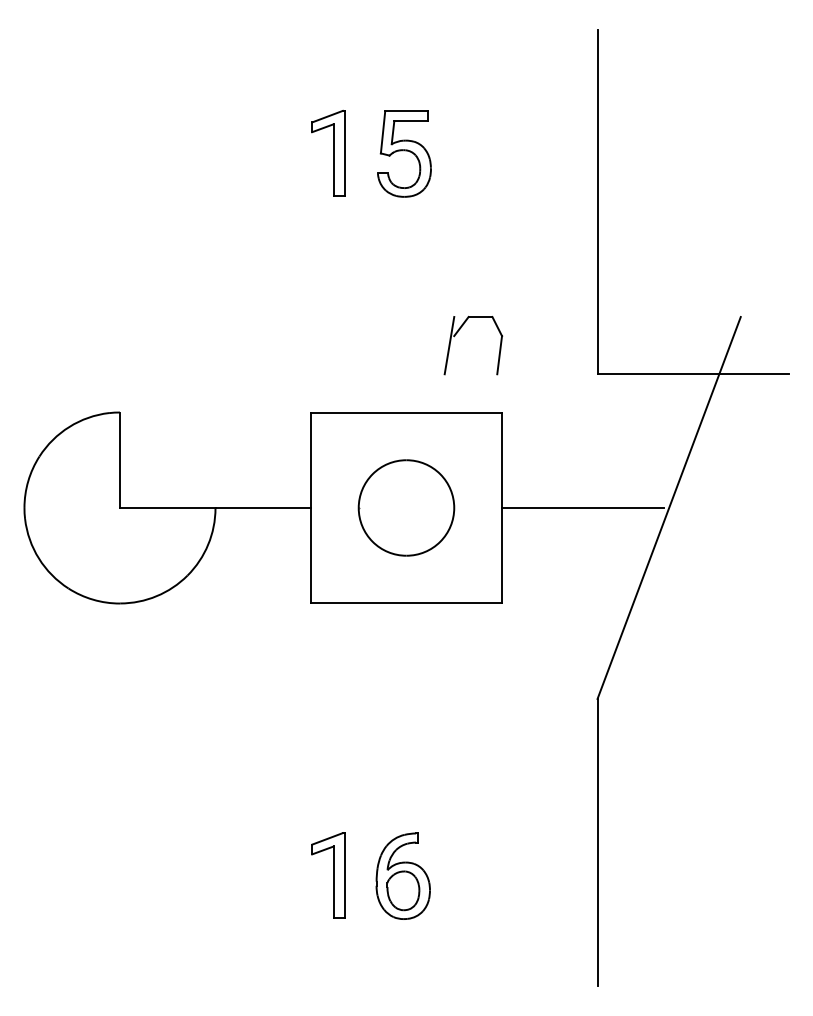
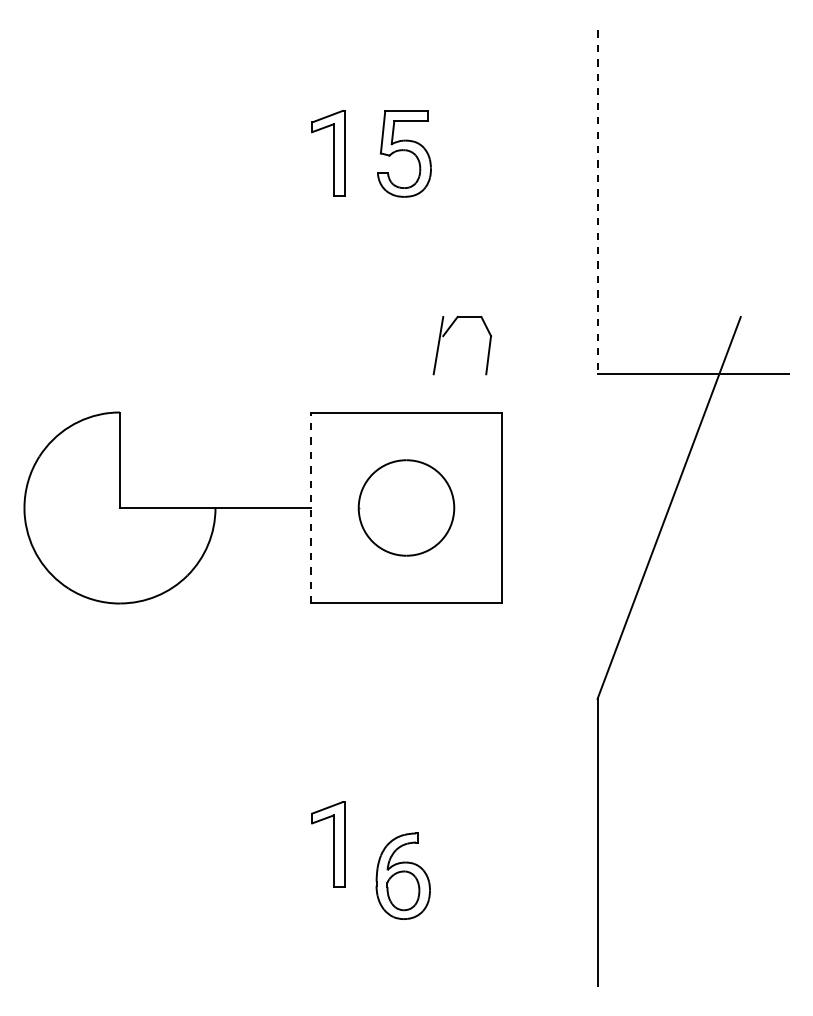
line: solid -> dashed (597, 202)
part position: (458, 332) -> (447, 332) (447, 332)
line: solid -> dashed (311, 507)
line: present -> none (583, 507)
part position: (328, 875) -> (328, 844) (328, 844)
